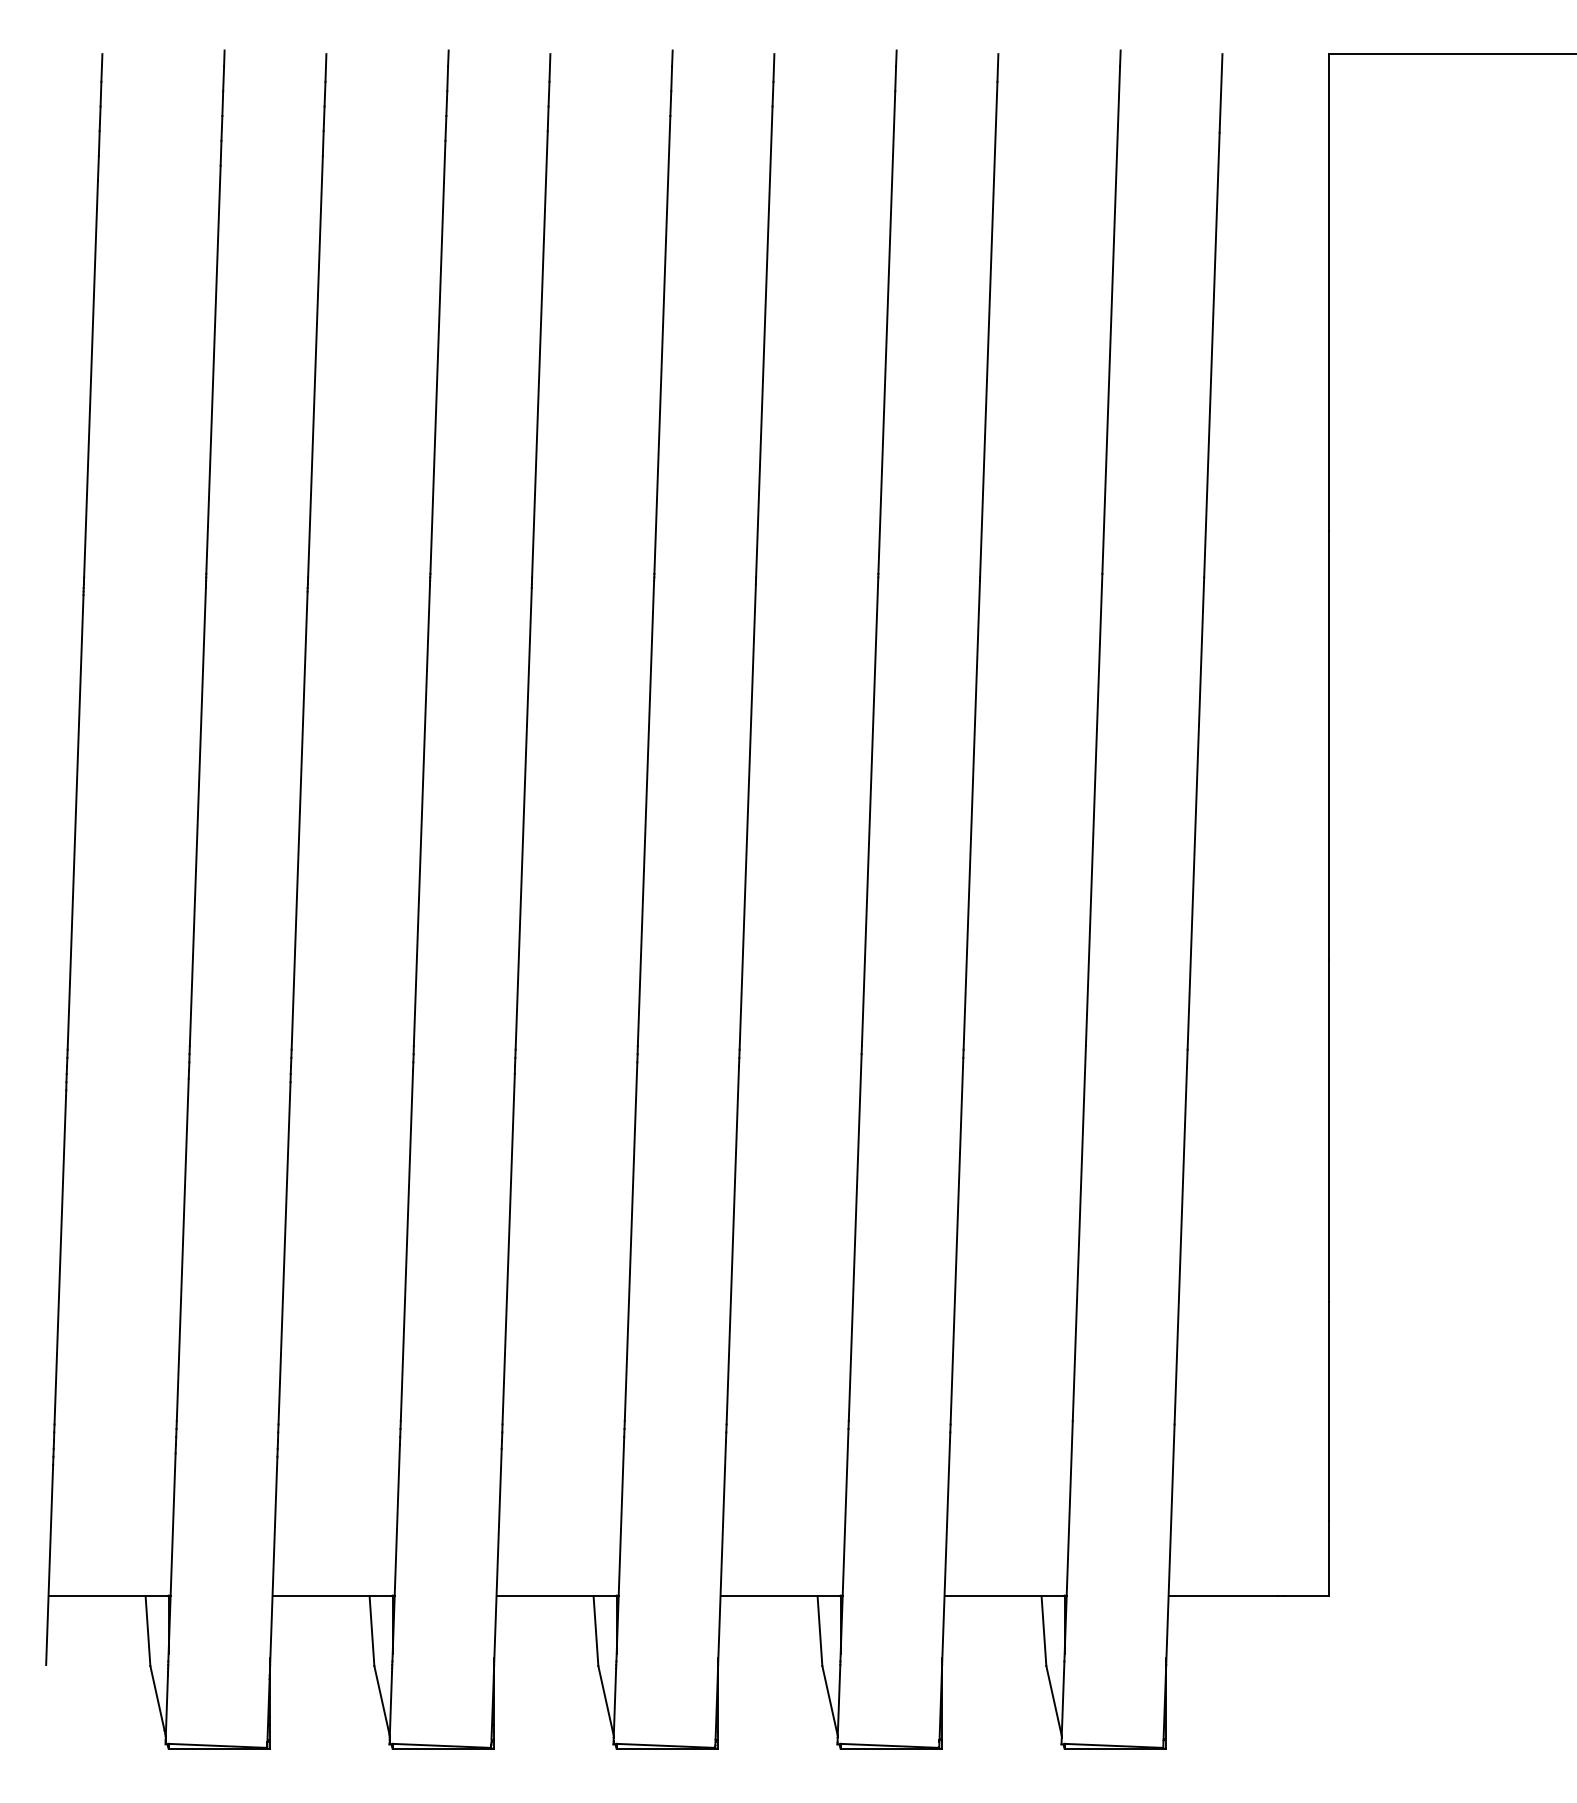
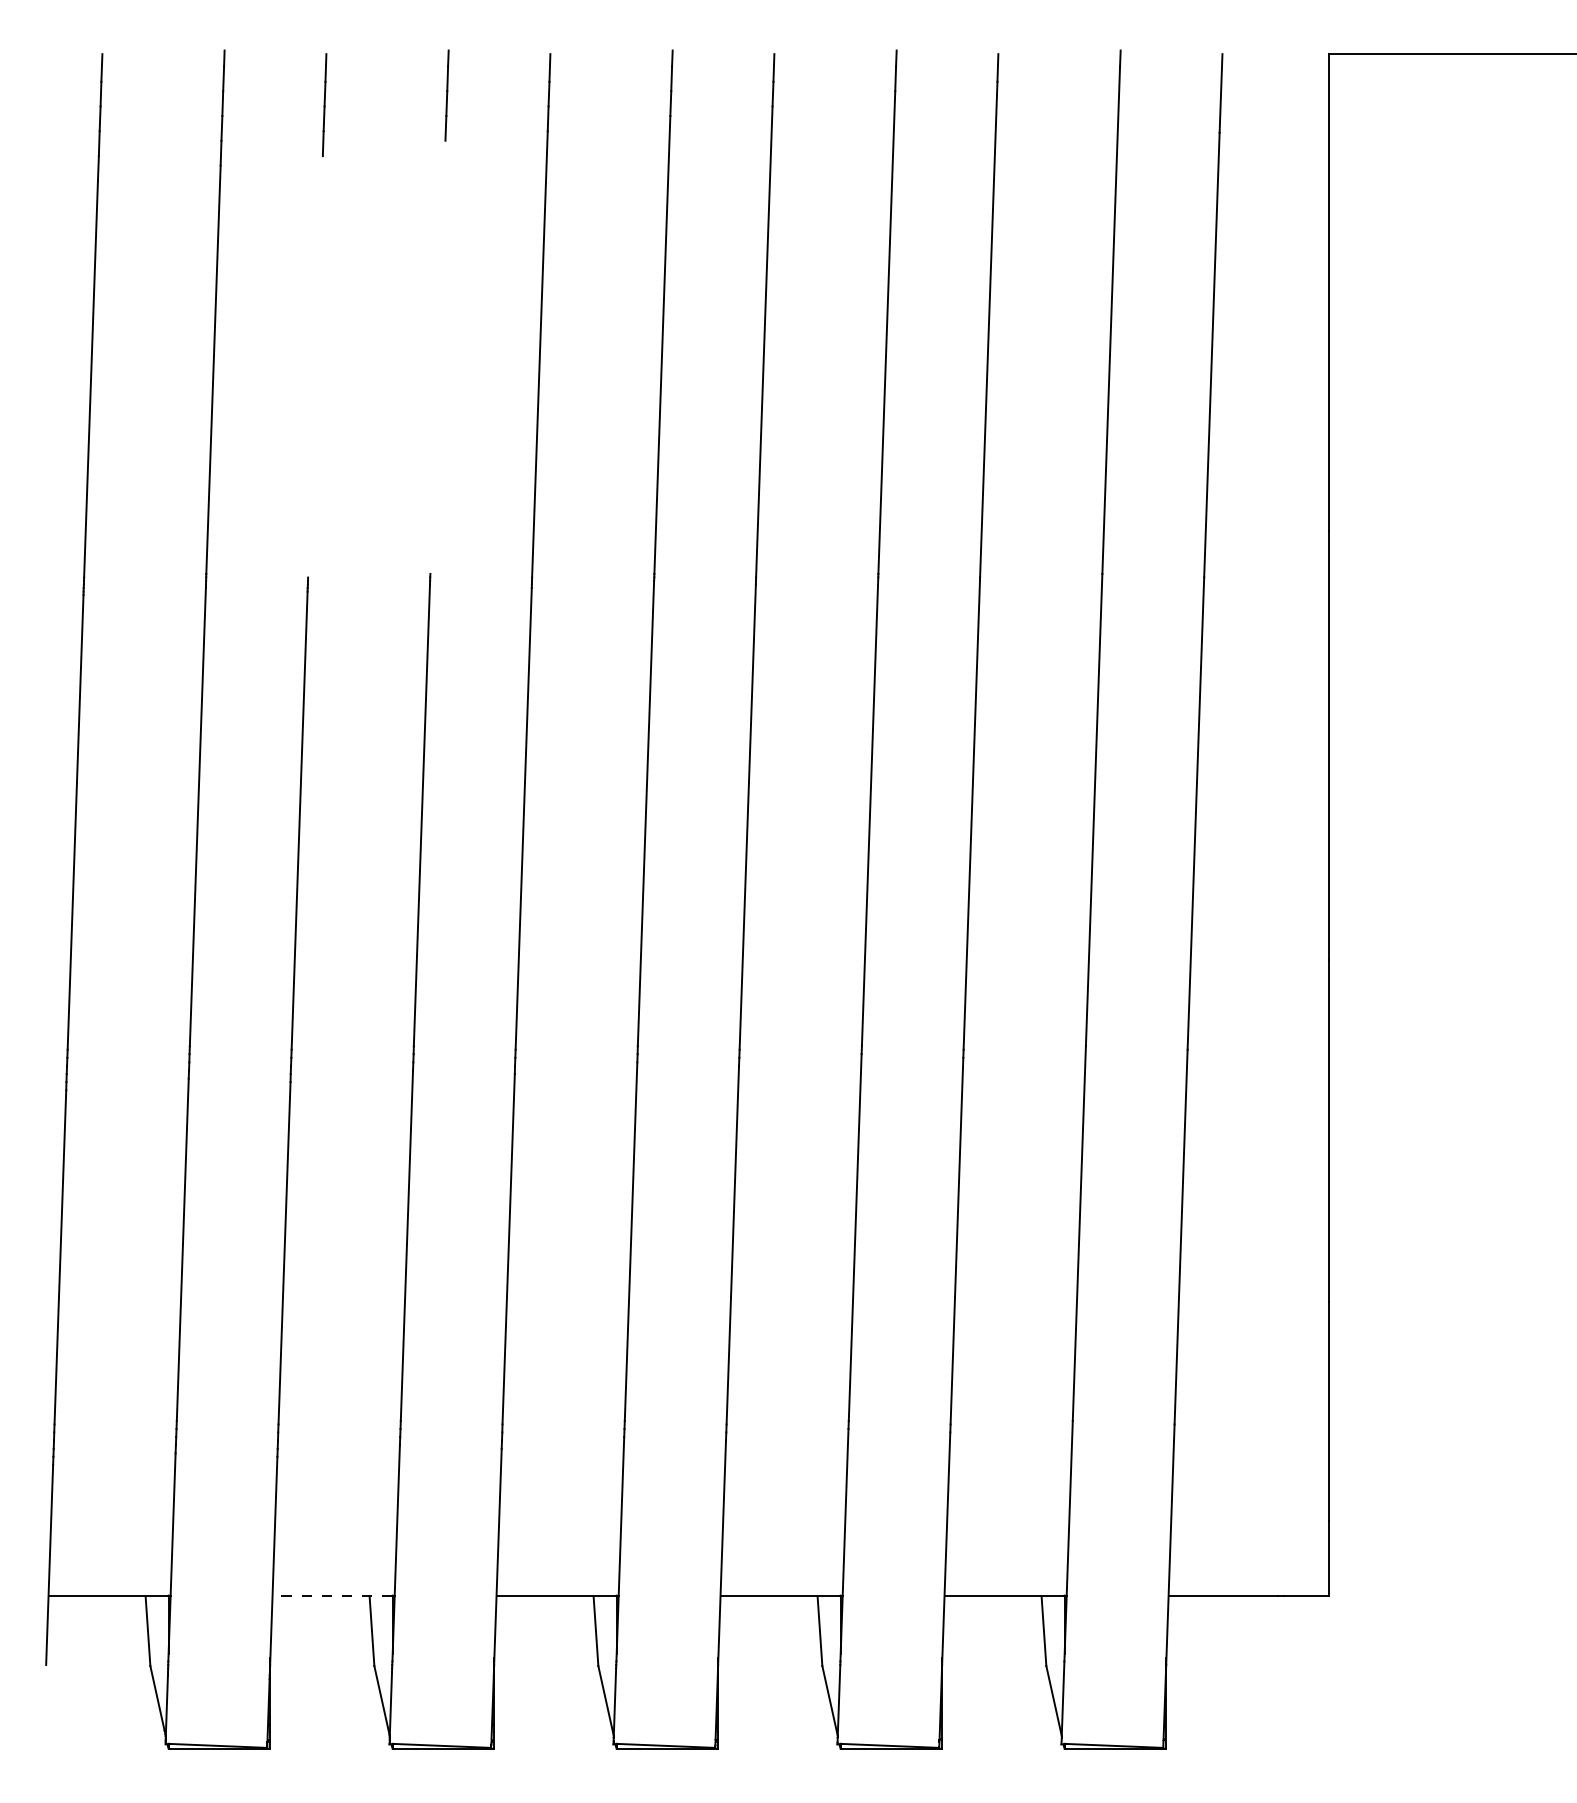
line: present -> none (437, 356)
line: present -> none (315, 366)
line: solid -> dashed (332, 1596)
